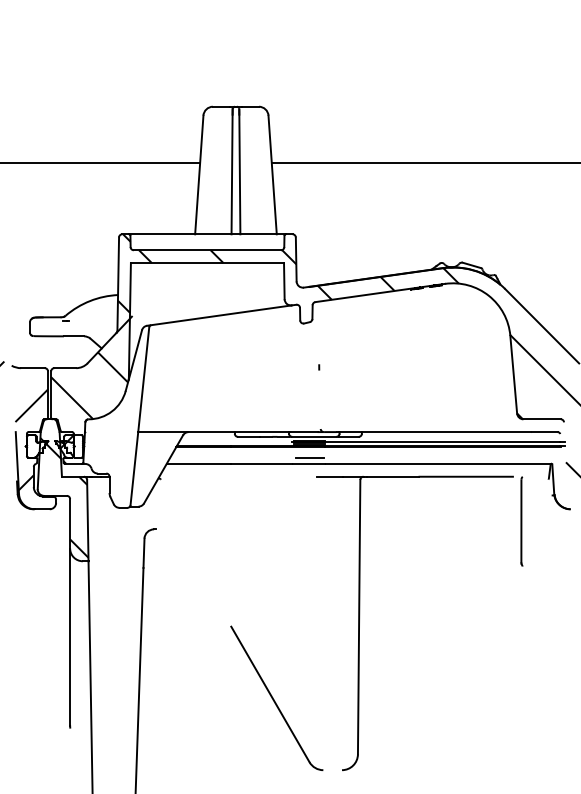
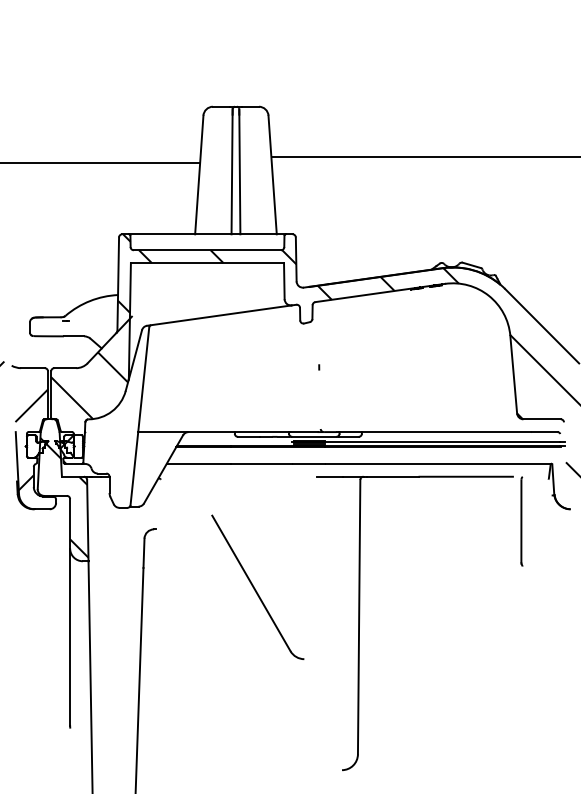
line position: (424, 162) -> (424, 156) (424, 156)
line: present -> none (309, 457)
part position: (276, 697) -> (257, 586) (257, 586)
